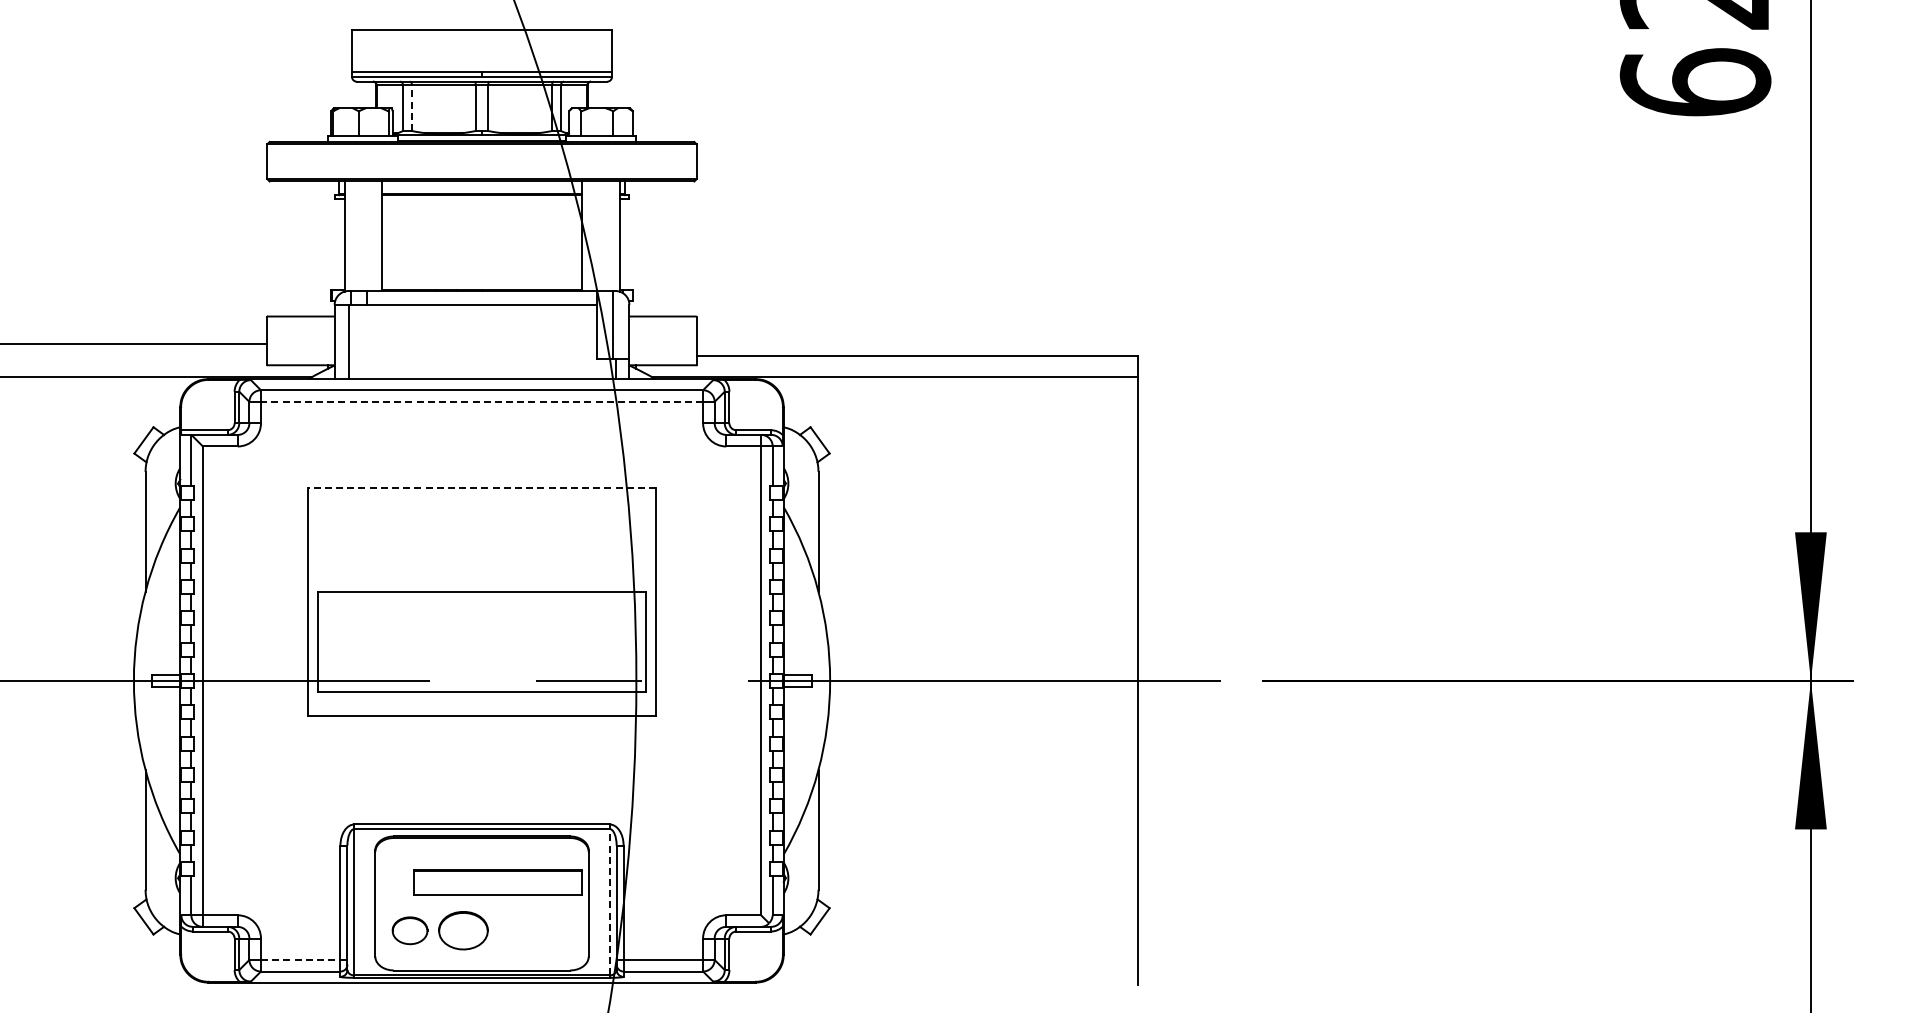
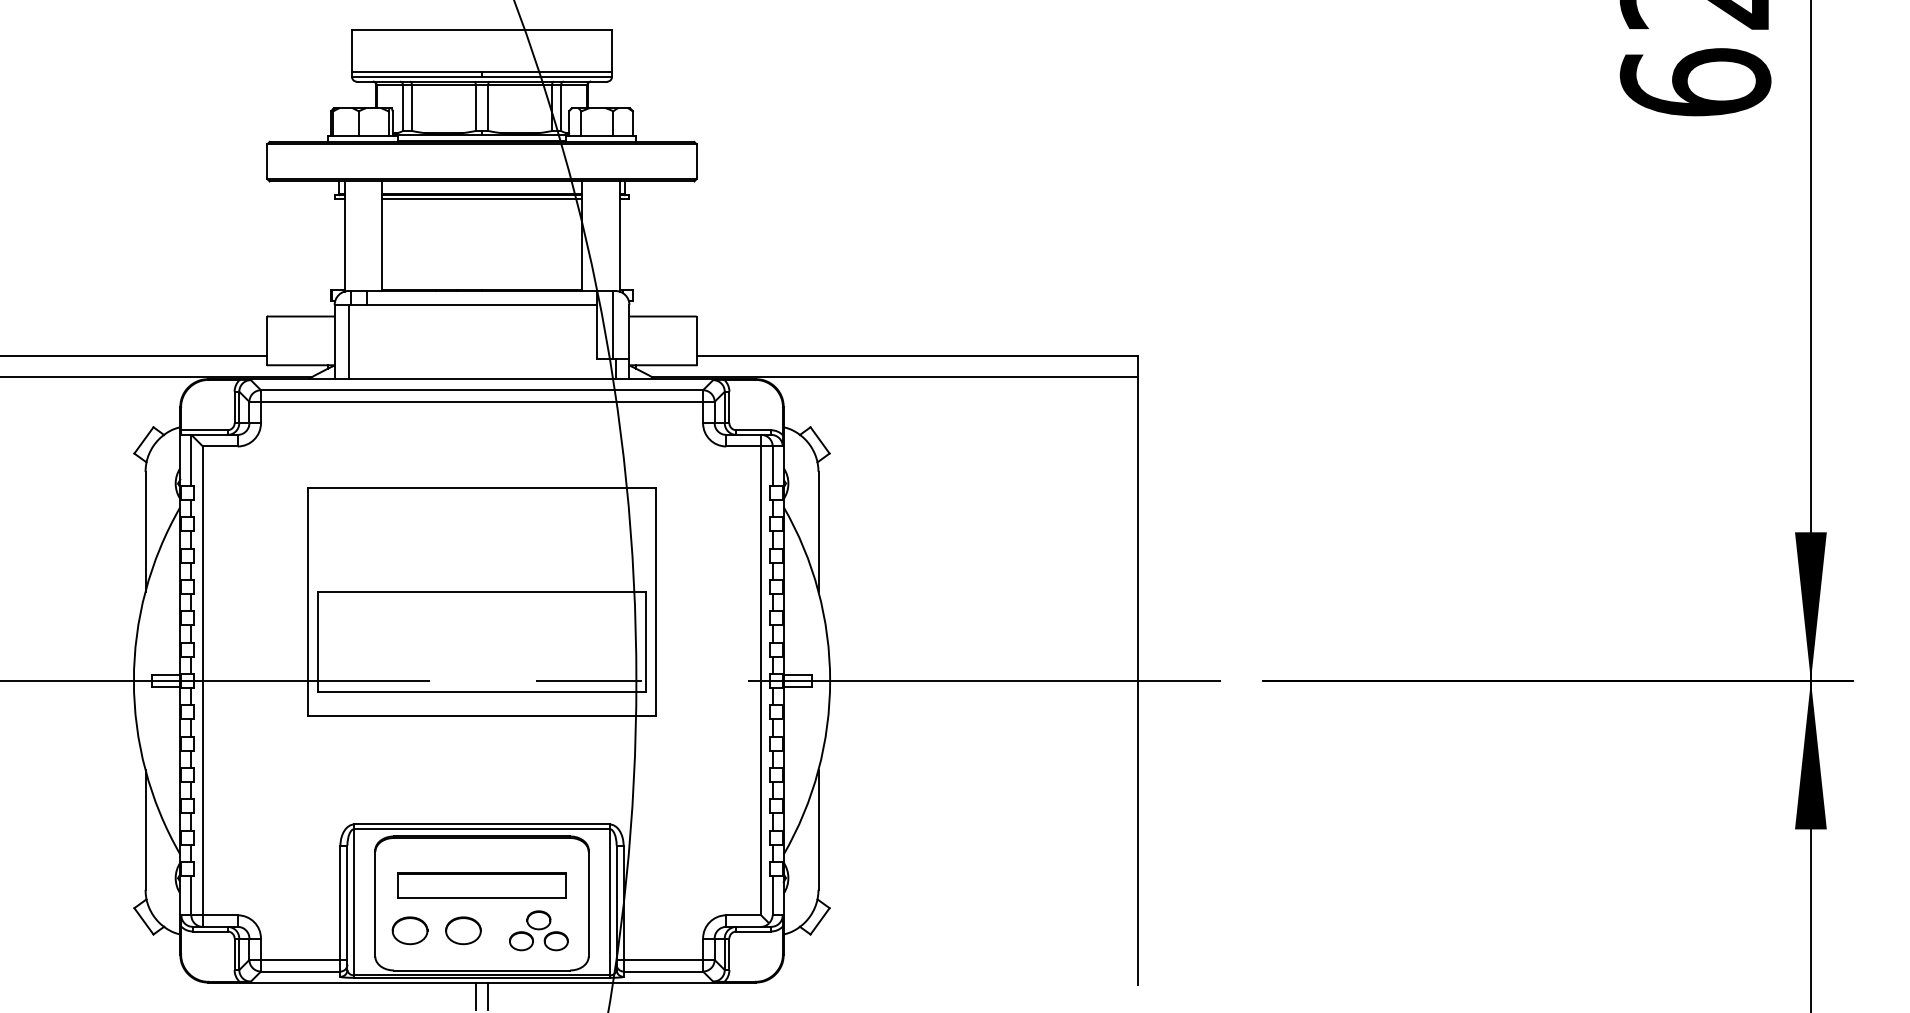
line: dashed -> solid (411, 108)
line: none -> present (481, 199)
line position: (134, 343) -> (134, 355) (134, 355)
line: dashed -> solid (481, 401)
line: dashed -> solid (481, 488)
part position: (497, 882) -> (481, 885) (481, 885)
line: dashed -> solid (609, 901)
part size: 51x40 px -> 37x30 px (463, 930)
part: none -> present (538, 930)
line: dashed -> solid (300, 959)
line: none -> present (476, 995)
line: none -> present (487, 995)
